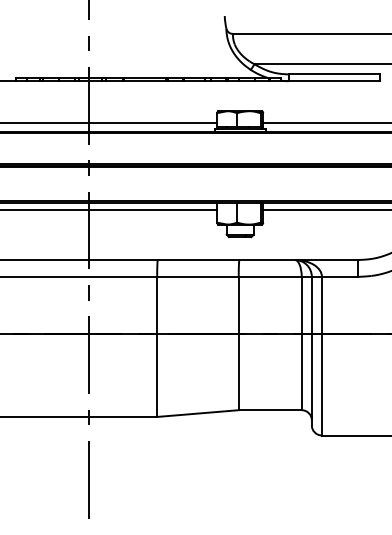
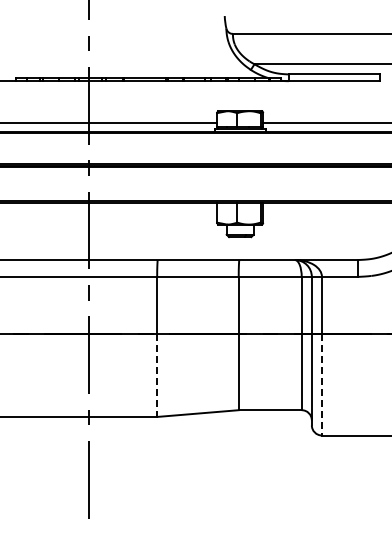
line: present -> none (109, 210)
line: present -> none (325, 210)
line: solid -> dashed (157, 376)
line: solid -> dashed (321, 384)
